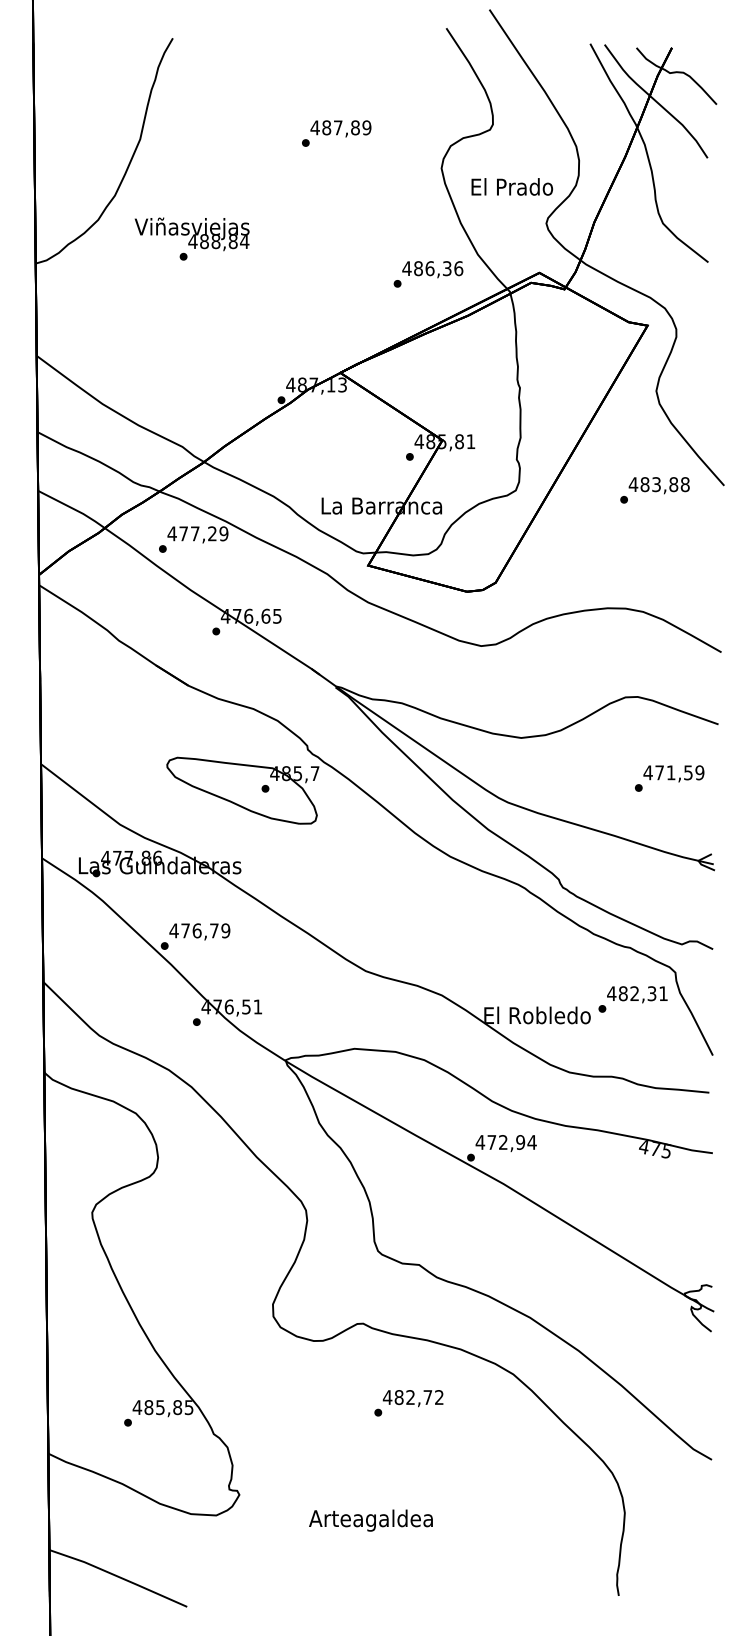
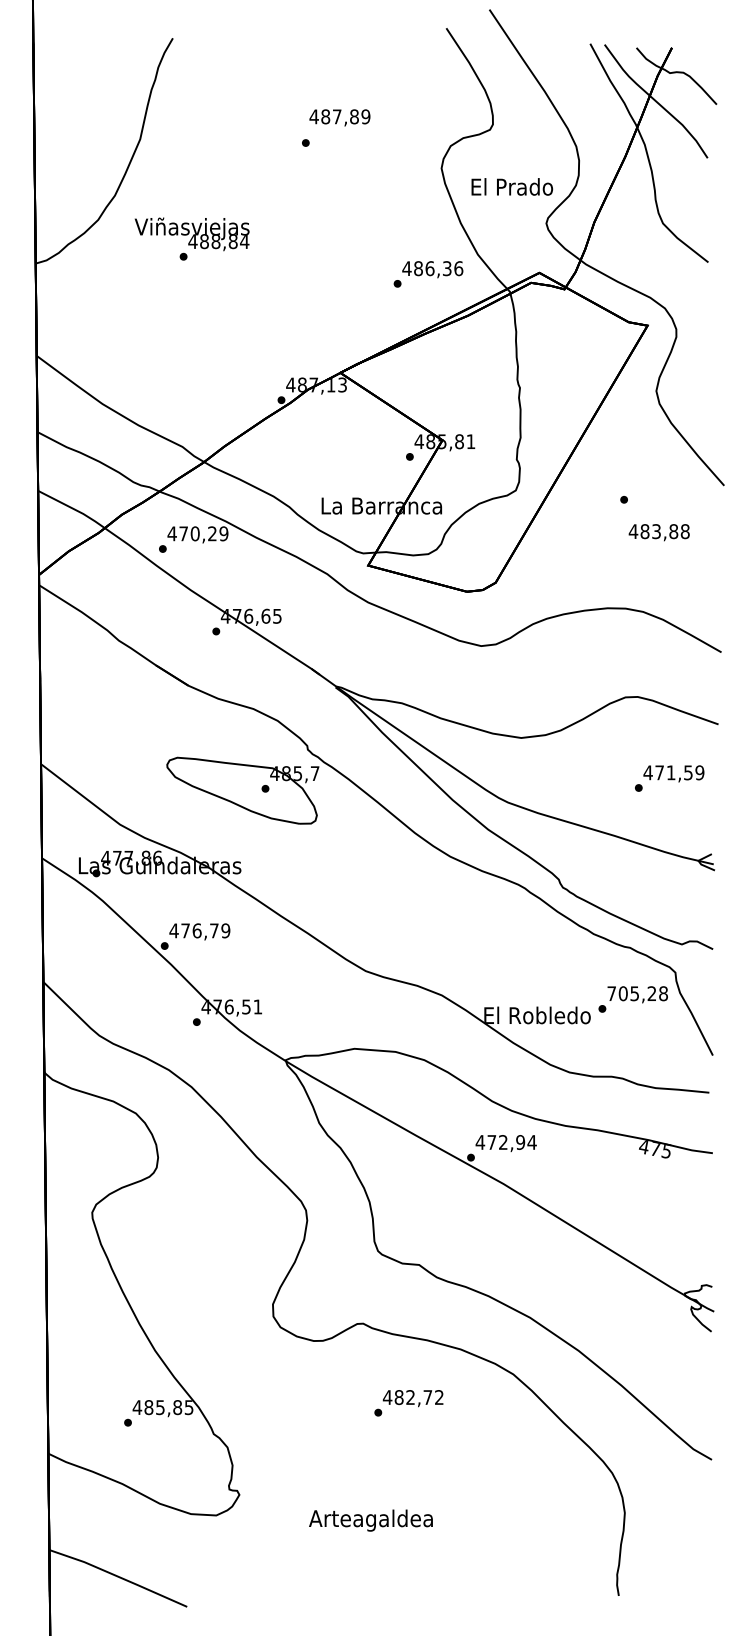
text position: (340, 128) -> (339, 117) (339, 117)
text position: (658, 485) -> (658, 532) (658, 532)
text: 477,29 -> 470,29 (194, 533)
text: 482,31 -> 705,28 (637, 993)
